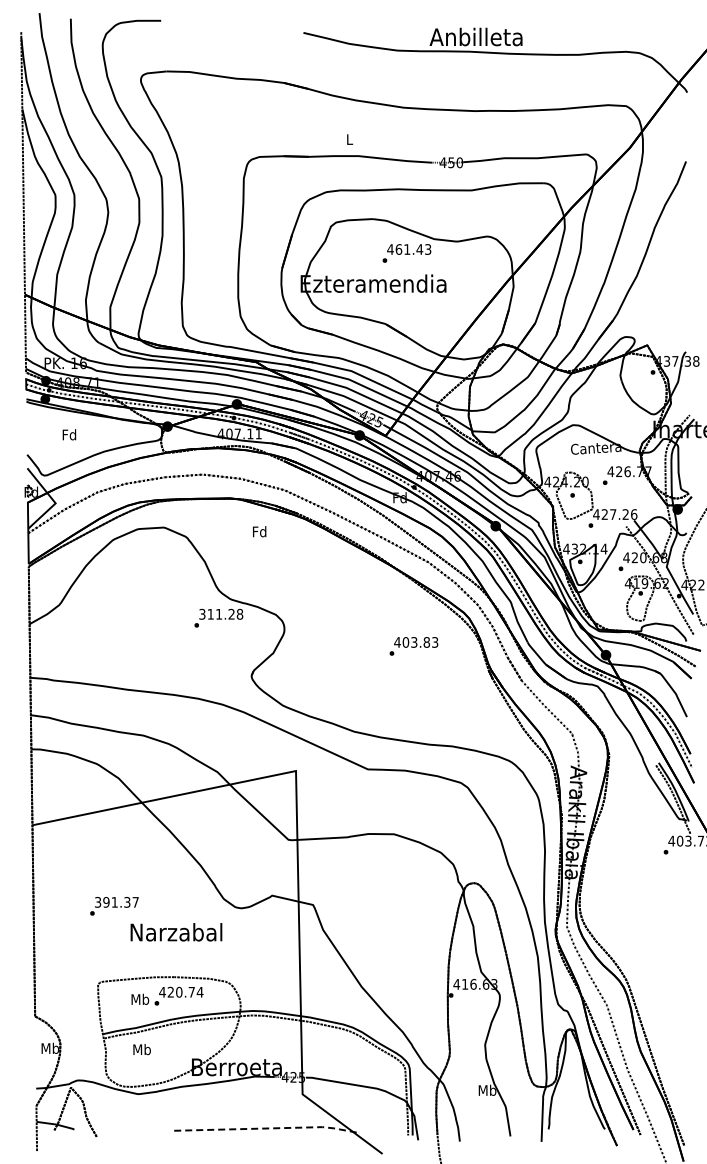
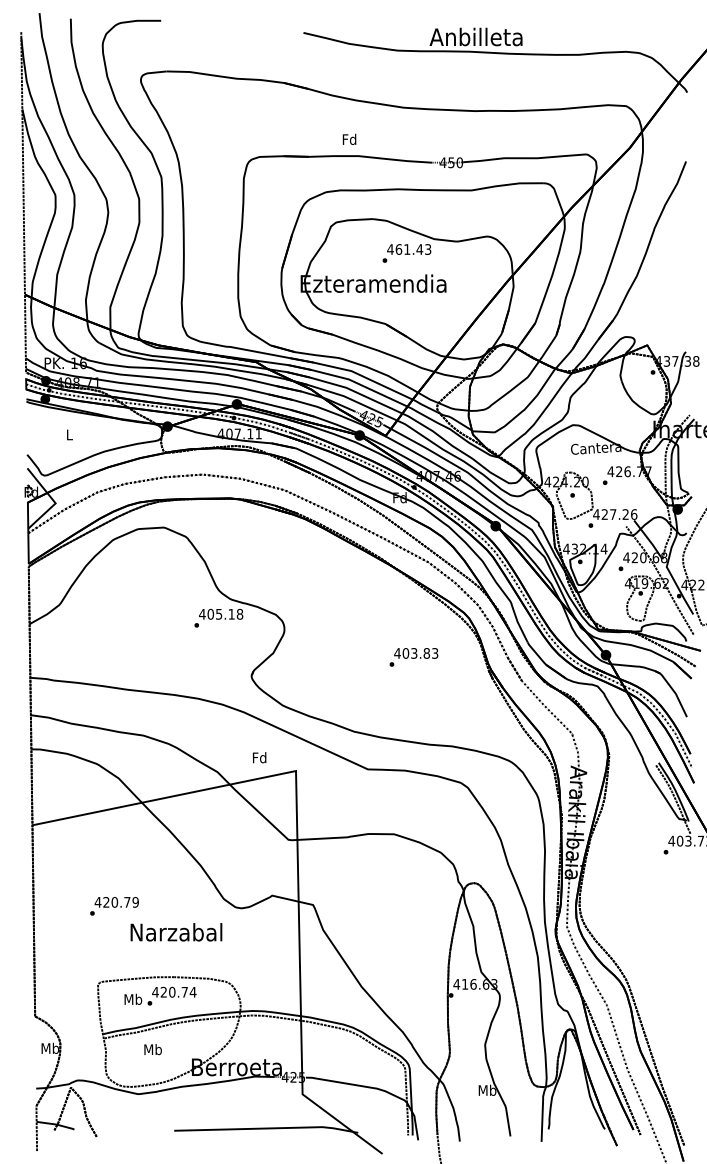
text: L -> Fd (349, 138)
text: Fd -> L (69, 434)
text position: (259, 531) -> (259, 757) (259, 757)
text: 311.28 -> 405.18 (216, 613)
text position: (413, 646) -> (413, 657) (413, 657)
text: 391.37 -> 420.79 (116, 901)
text position: (167, 995) -> (160, 995) (160, 995)
text position: (141, 1049) -> (152, 1049) (152, 1049)
line: dashed -> solid (267, 1128)
